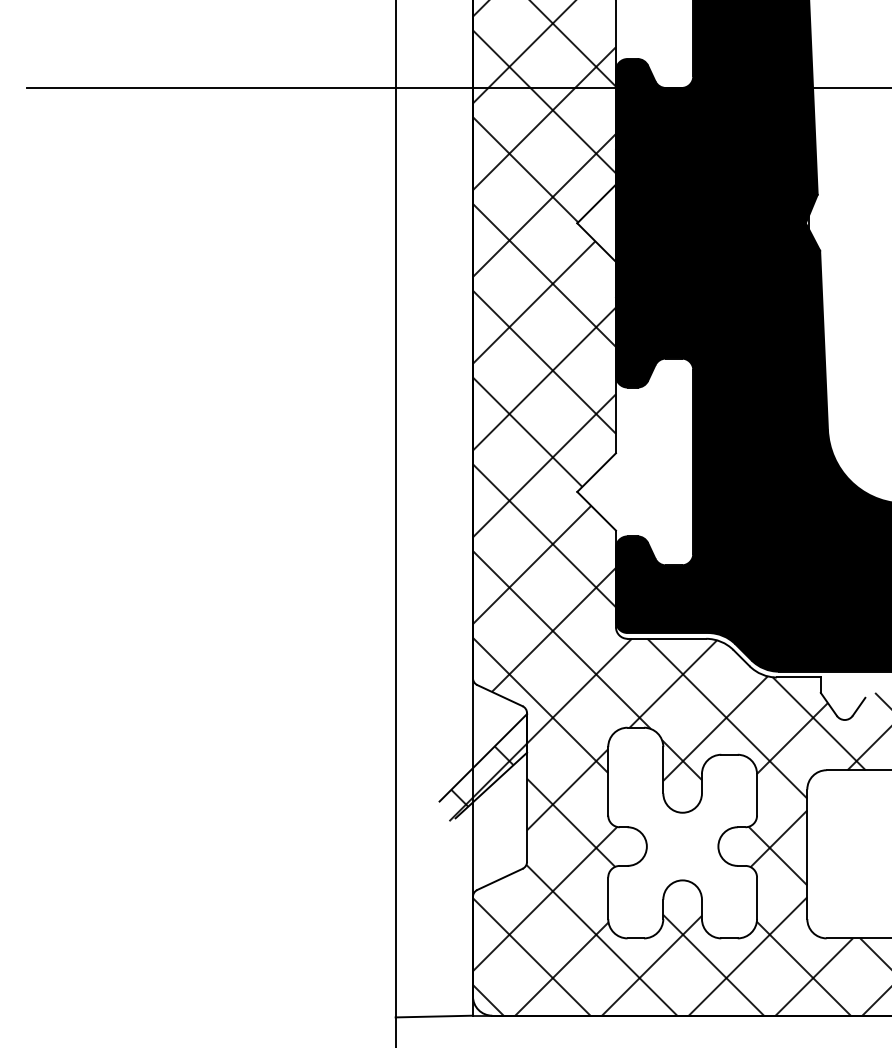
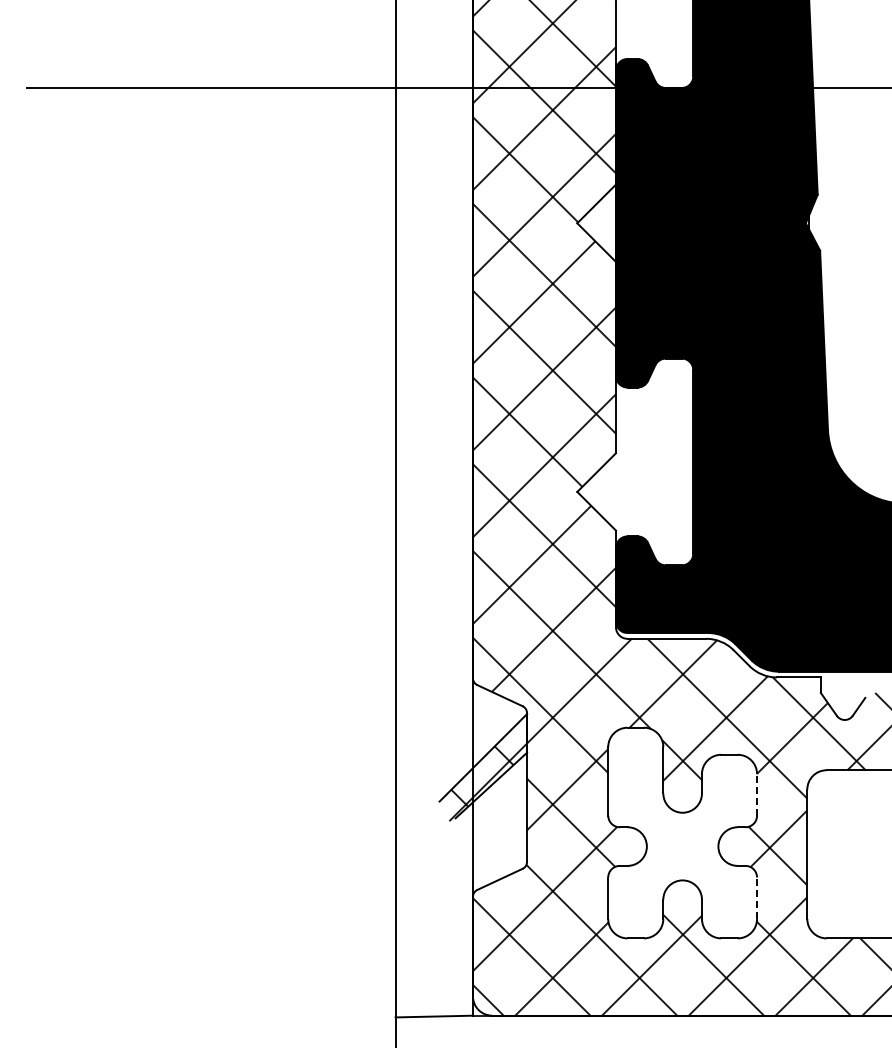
line: solid -> dashed (757, 794)
line: solid -> dashed (757, 898)
